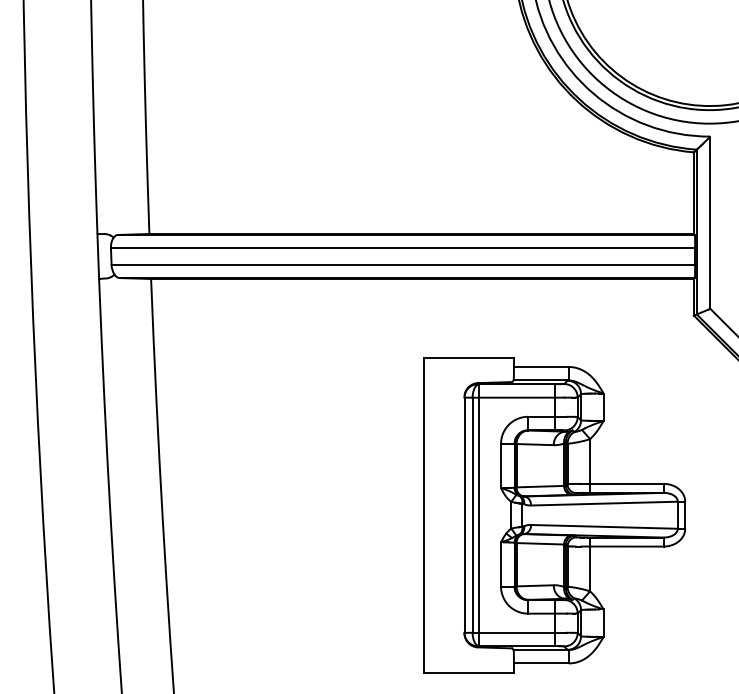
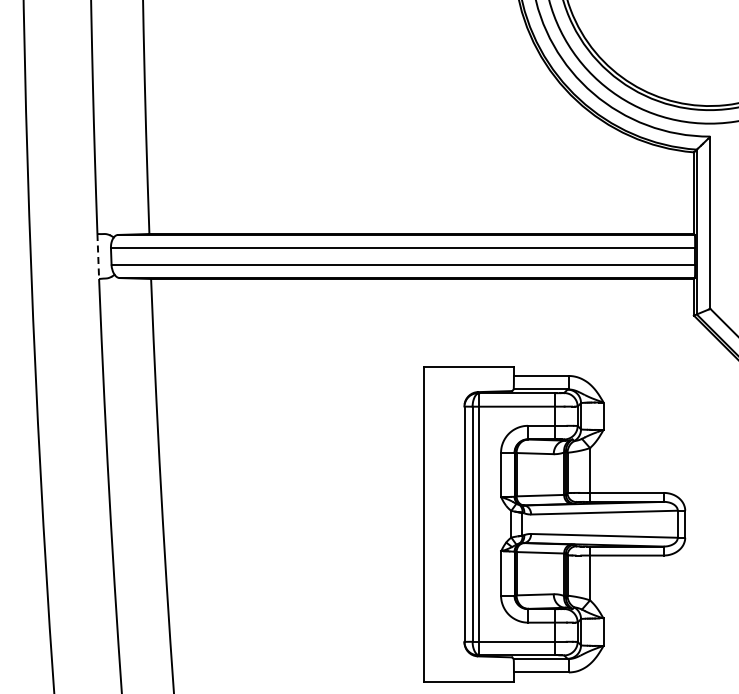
line: solid -> dashed (98, 256)
part position: (554, 515) -> (554, 524) (554, 524)
